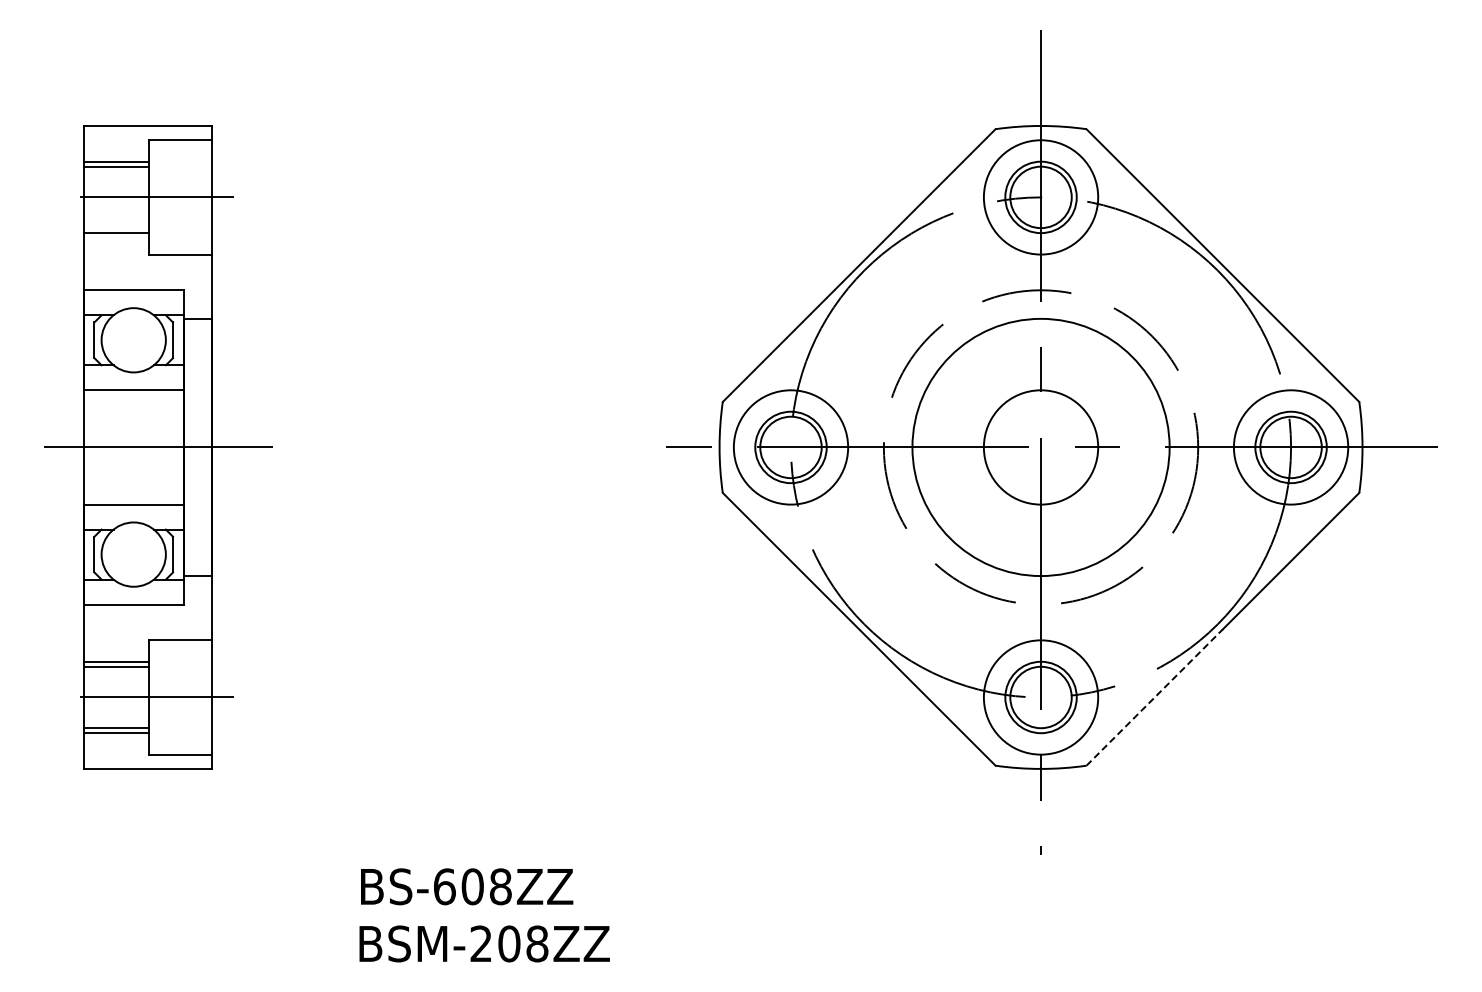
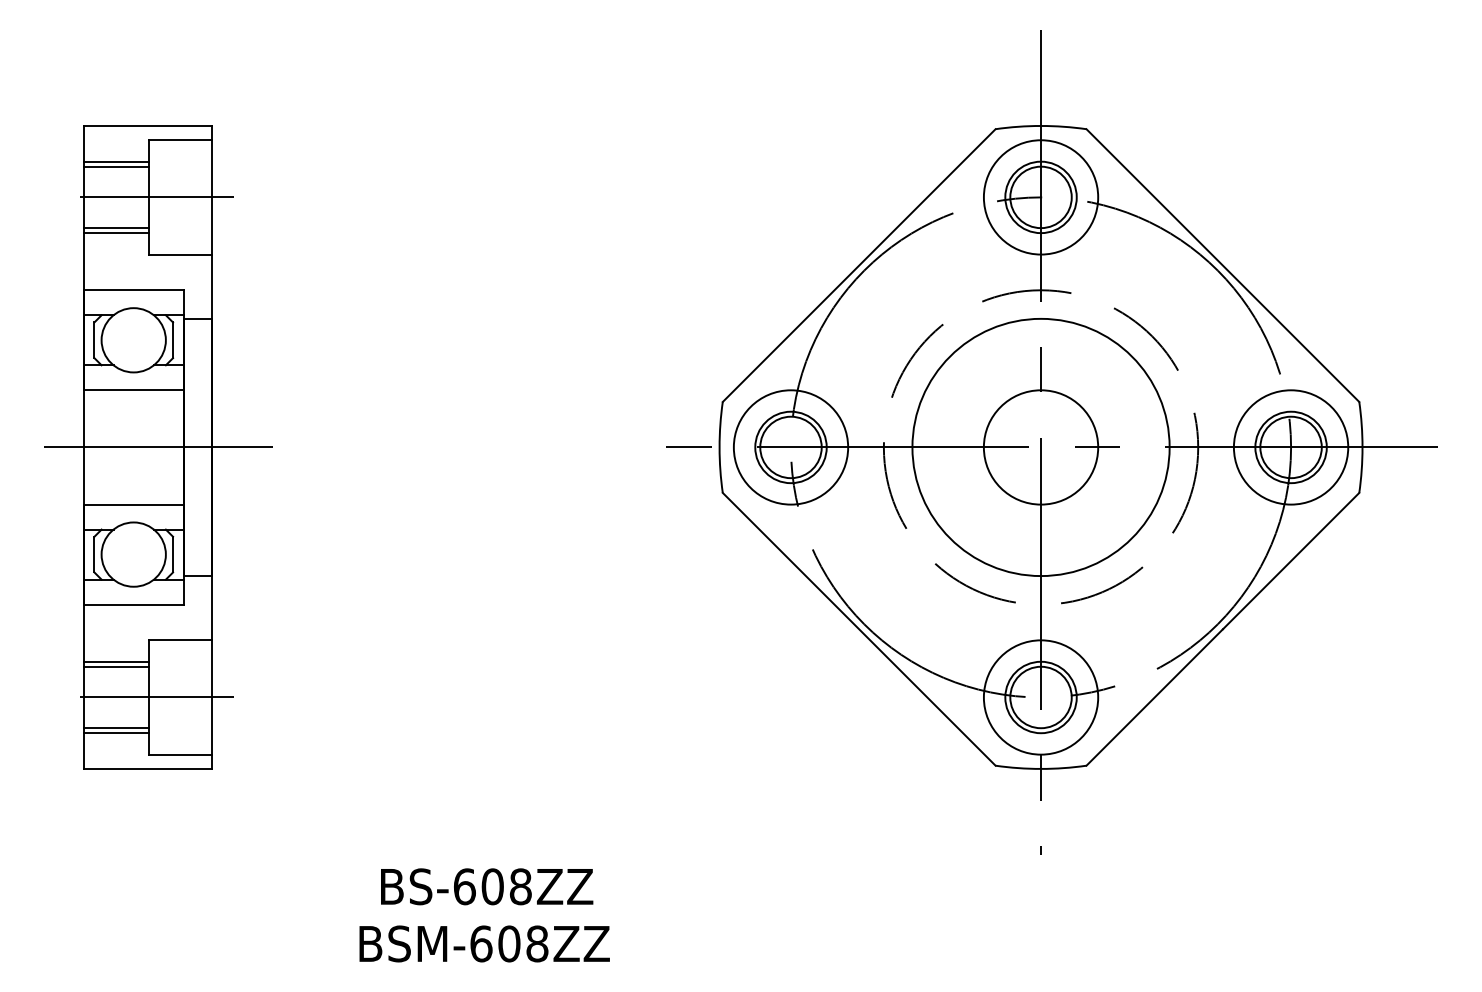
line: none -> present (116, 228)
line: dashed -> solid (1155, 697)
text position: (467, 886) -> (487, 886) (487, 886)
text: BSM-208ZZ -> BSM-608ZZ (481, 943)
